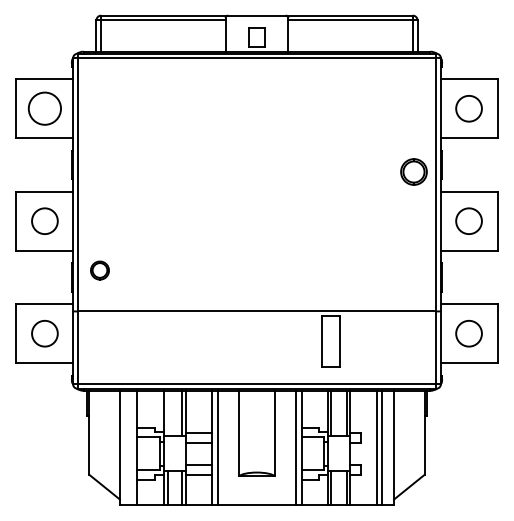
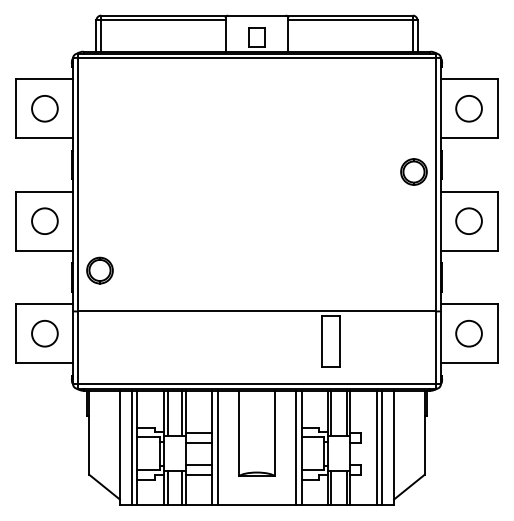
circle size: 35x35 px -> 28x28 px (44, 108)
part size: 20x21 px -> 28x29 px (99, 270)
line: none -> present (168, 413)
line: none -> present (132, 447)
